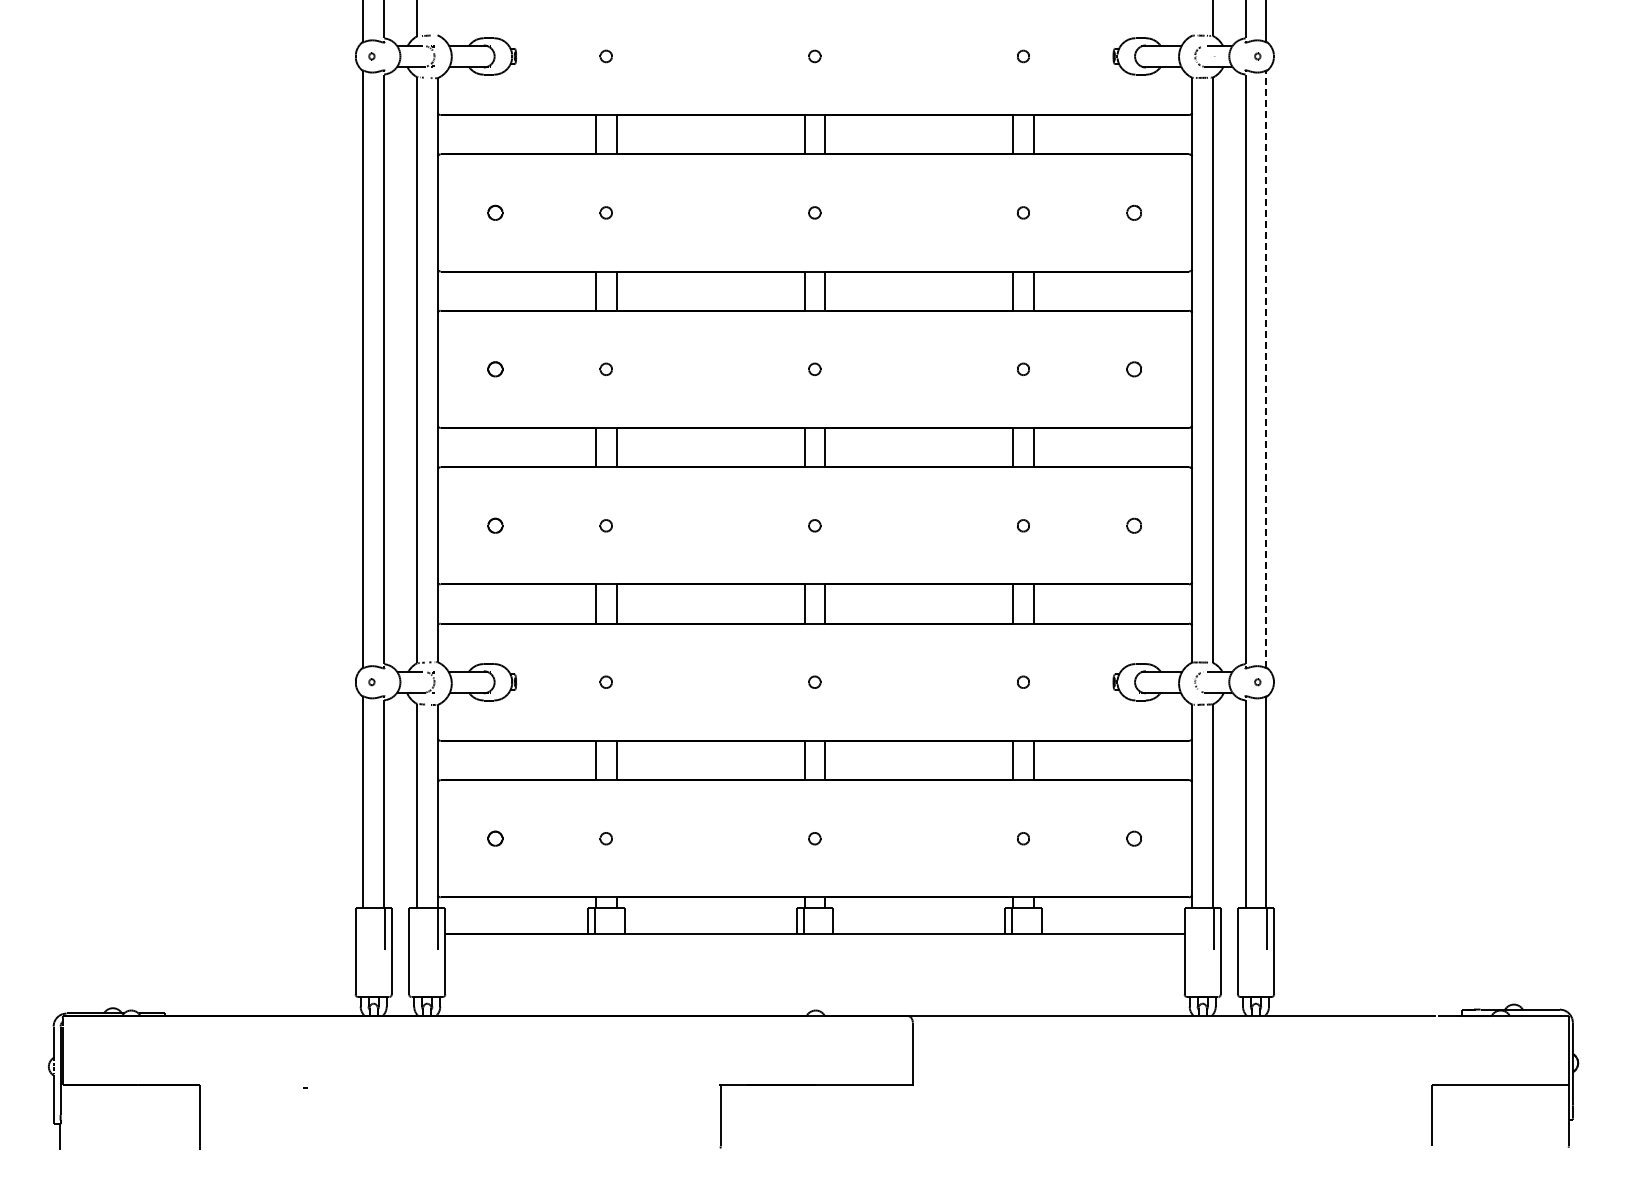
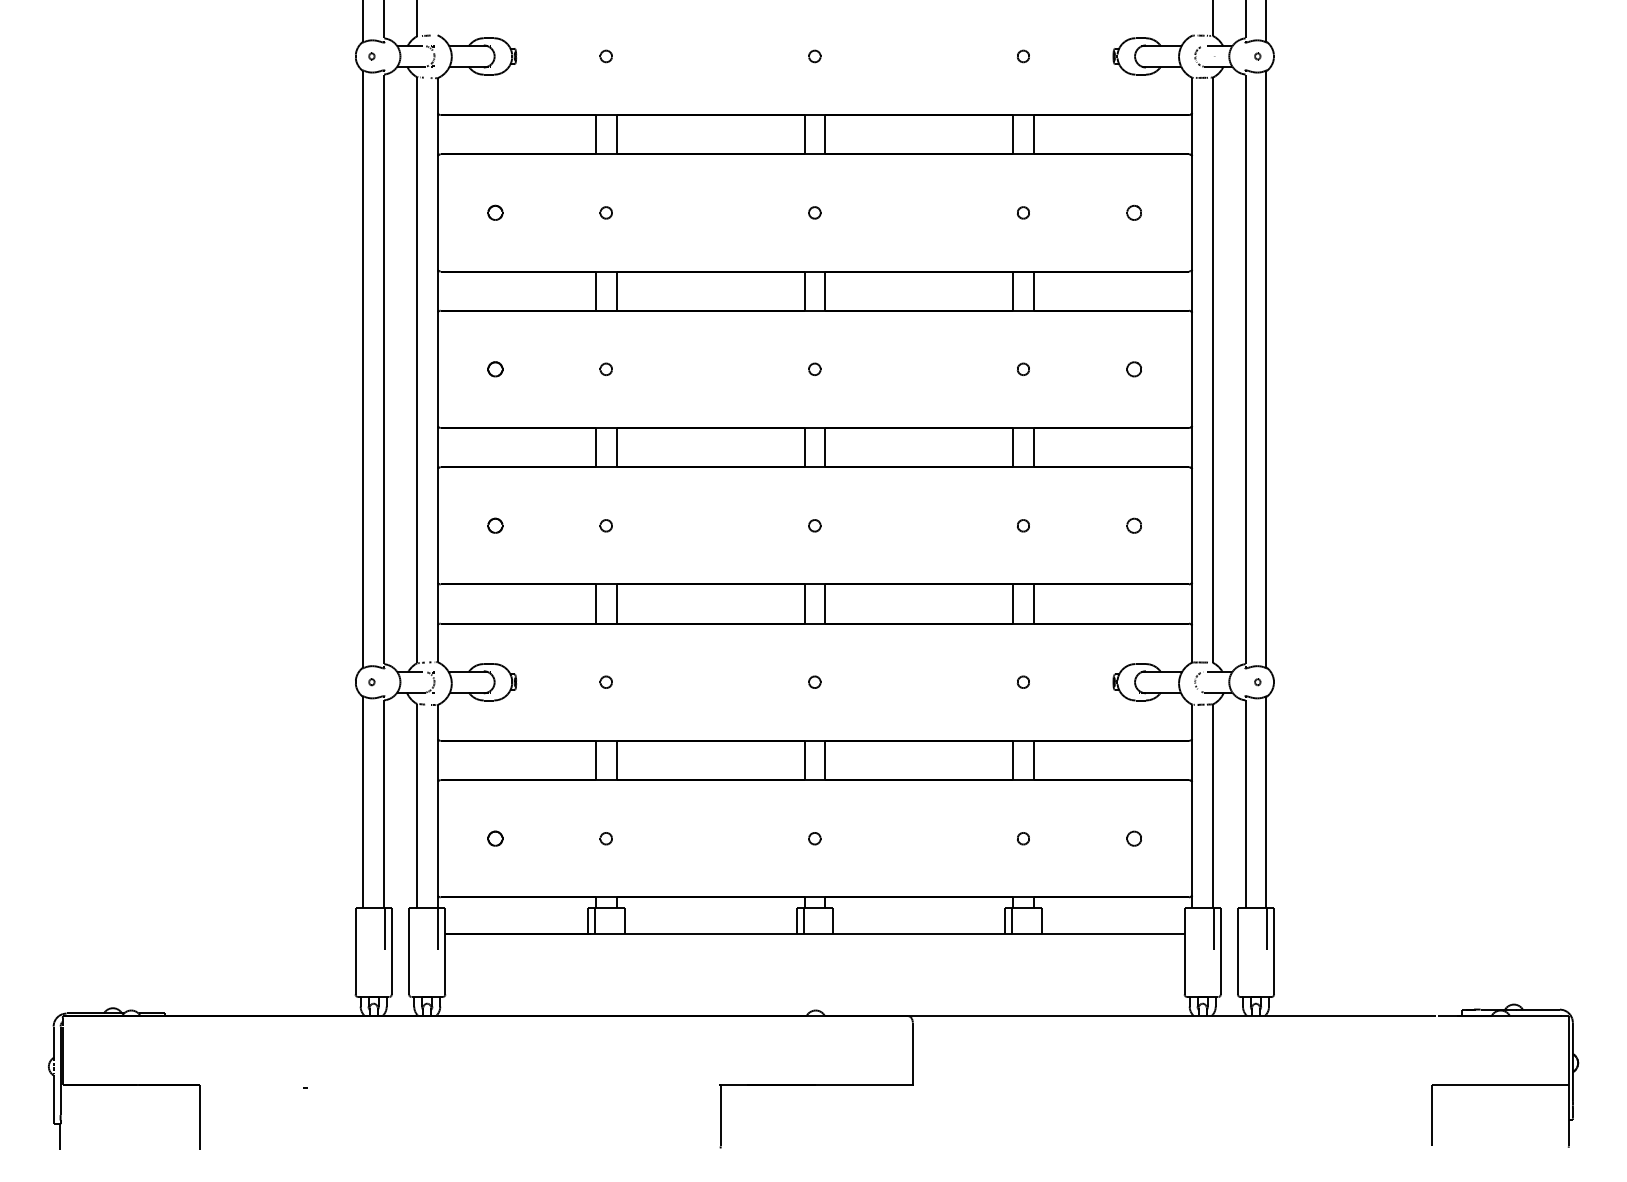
line: dashed -> solid (1266, 368)
